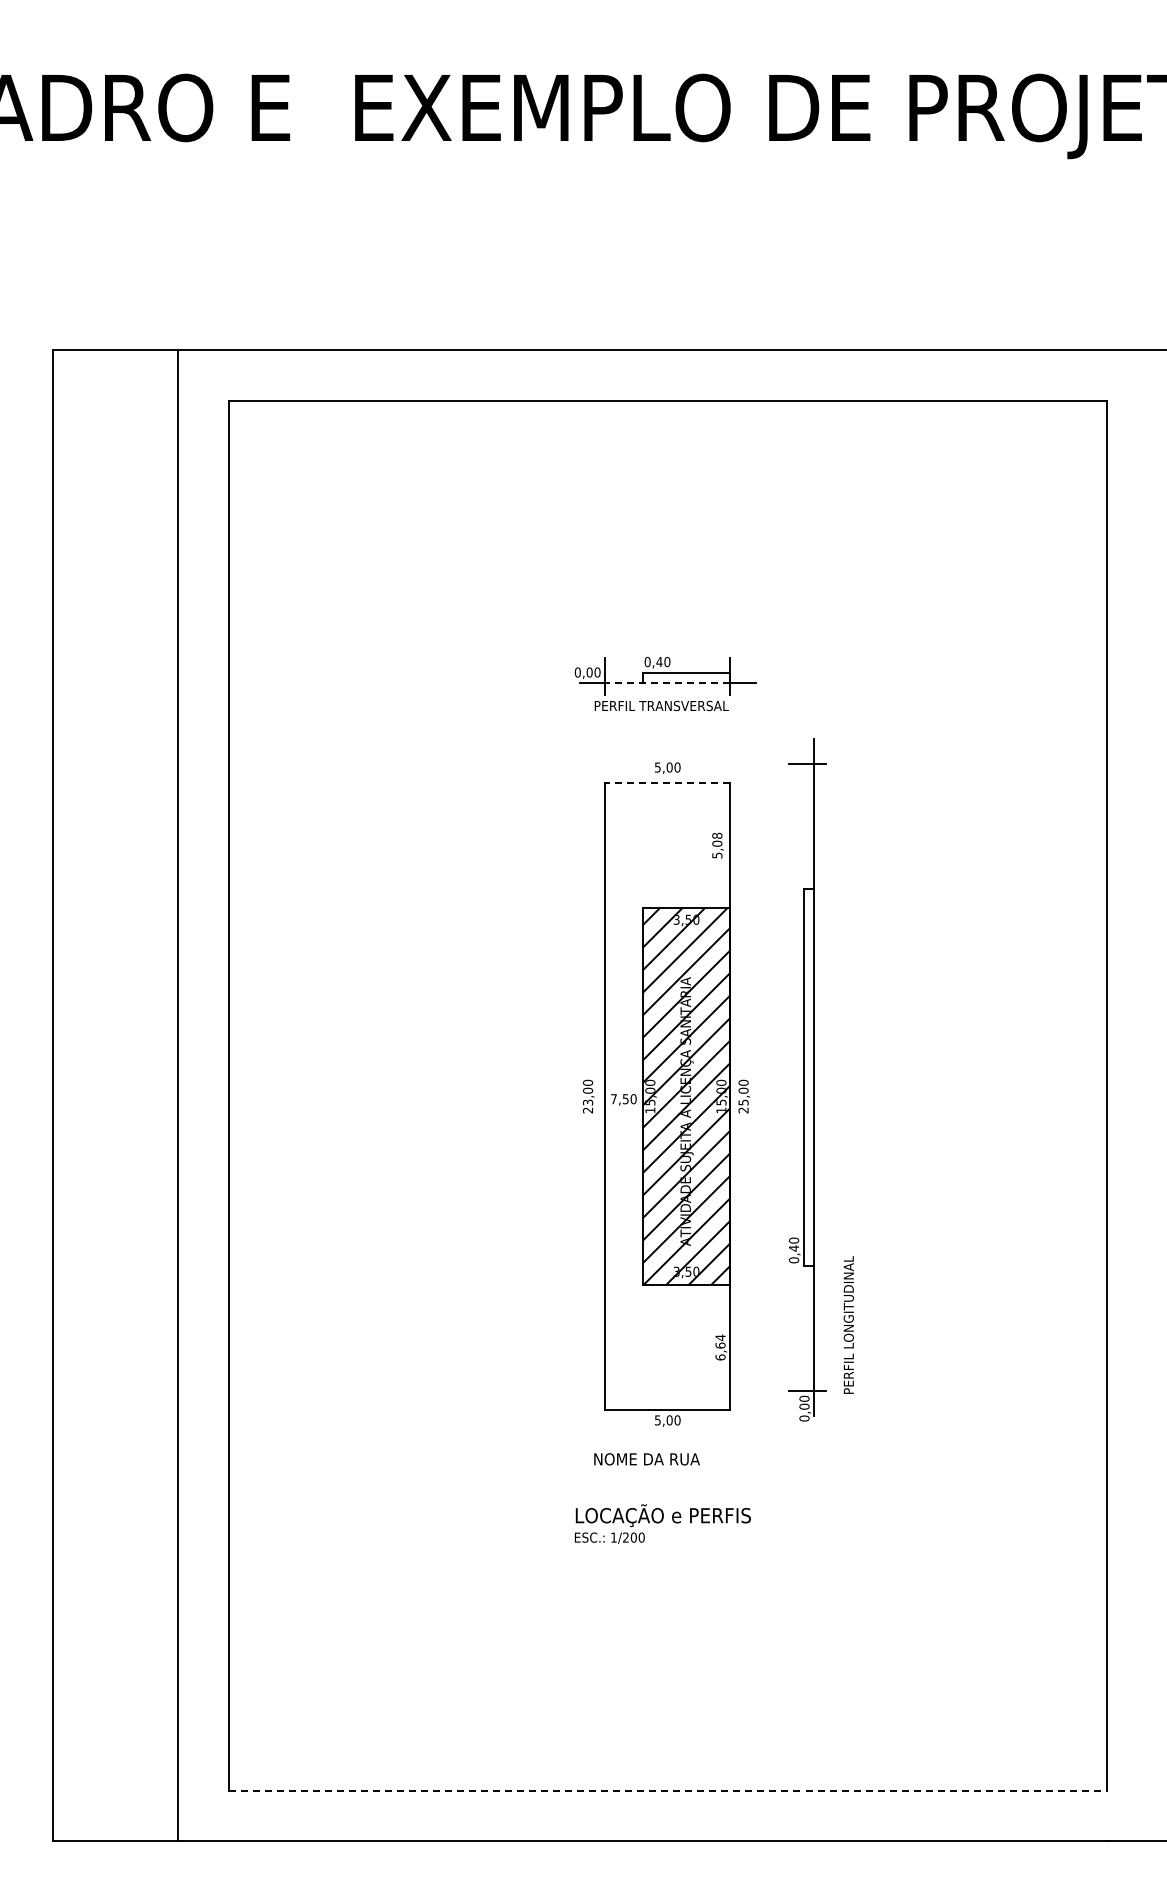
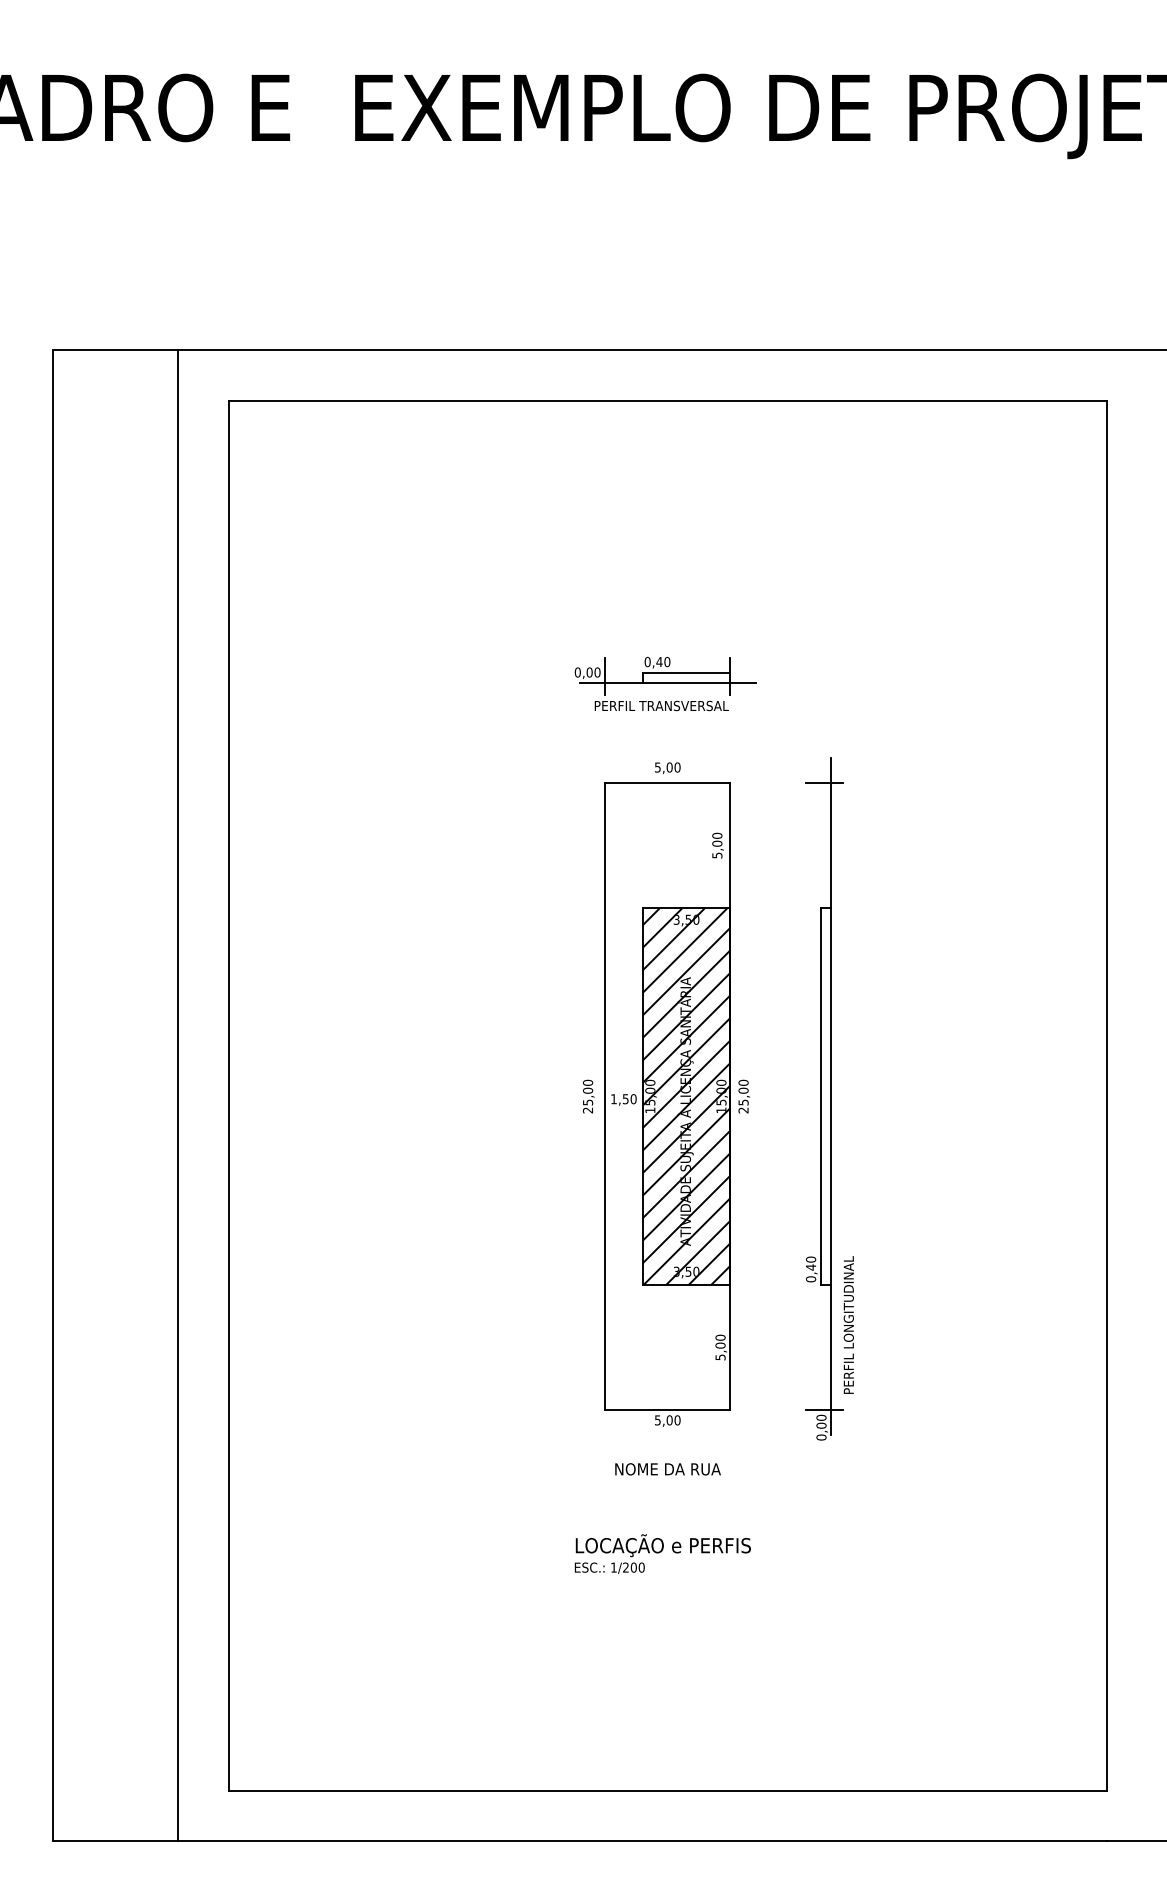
line: dashed -> solid (667, 682)
line: dashed -> solid (667, 783)
text: 5,08 -> 5,00 (717, 835)
part position: (807, 1079) -> (824, 1098) (824, 1098)
text: 7,50 -> 1,50 (613, 1099)
text: 23,00 -> 25,00 (587, 1102)
text: 6,64 -> 5,00 (720, 1347)
text position: (646, 1459) -> (667, 1469) (667, 1469)
text position: (662, 1523) -> (662, 1553) (662, 1553)
line: dashed -> solid (668, 1790)
